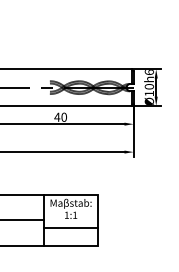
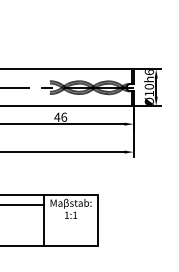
text: 40 -> 46 (64, 116)
line position: (22, 220) -> (22, 205) (22, 205)
line: present -> none (70, 227)
